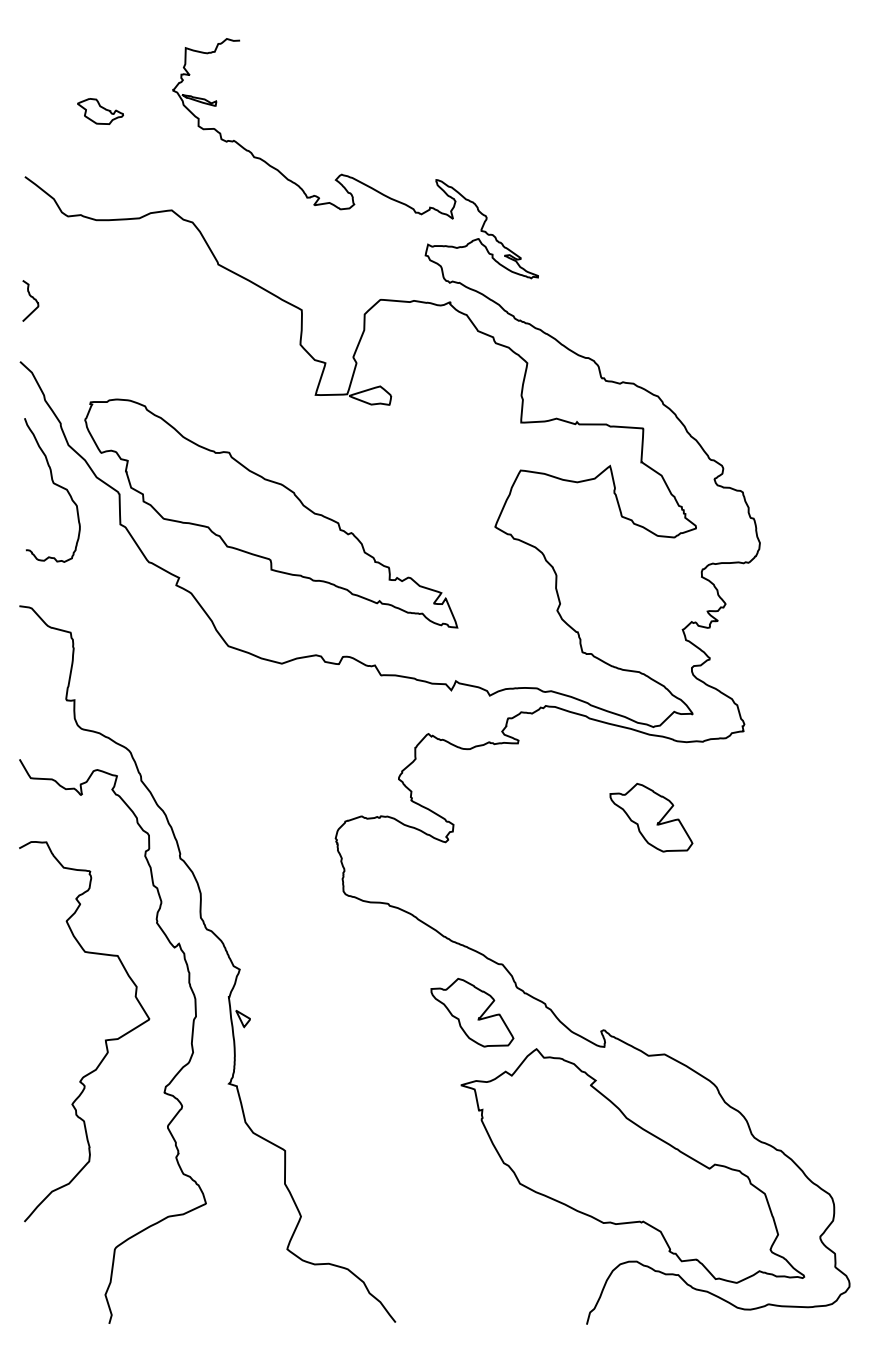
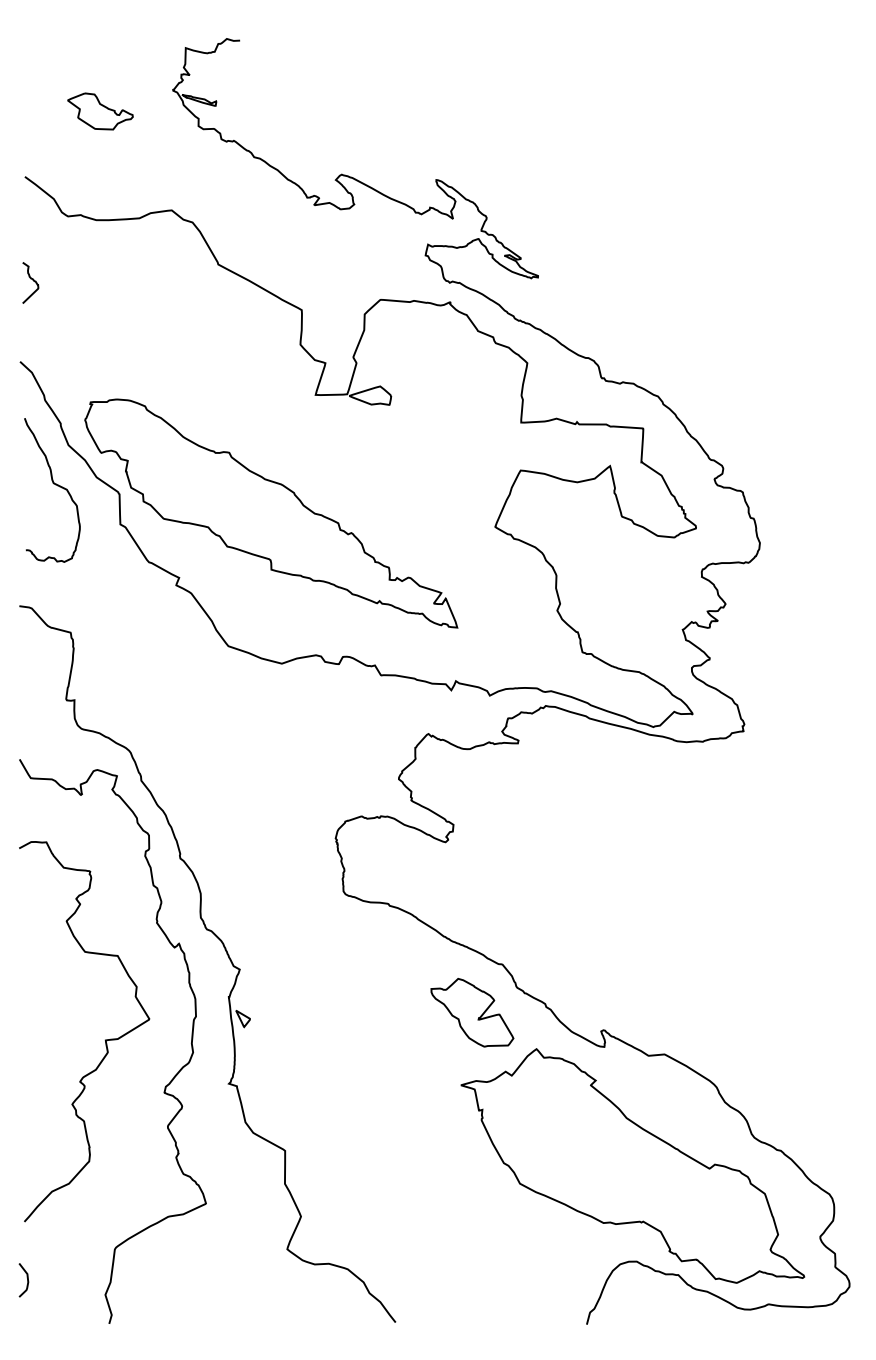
part size: 48x27 px -> 67x39 px (100, 111)
curve position: (32, 298) -> (32, 280) (32, 280)
part: present -> none (651, 817)
curve: none -> present (27, 1280)
